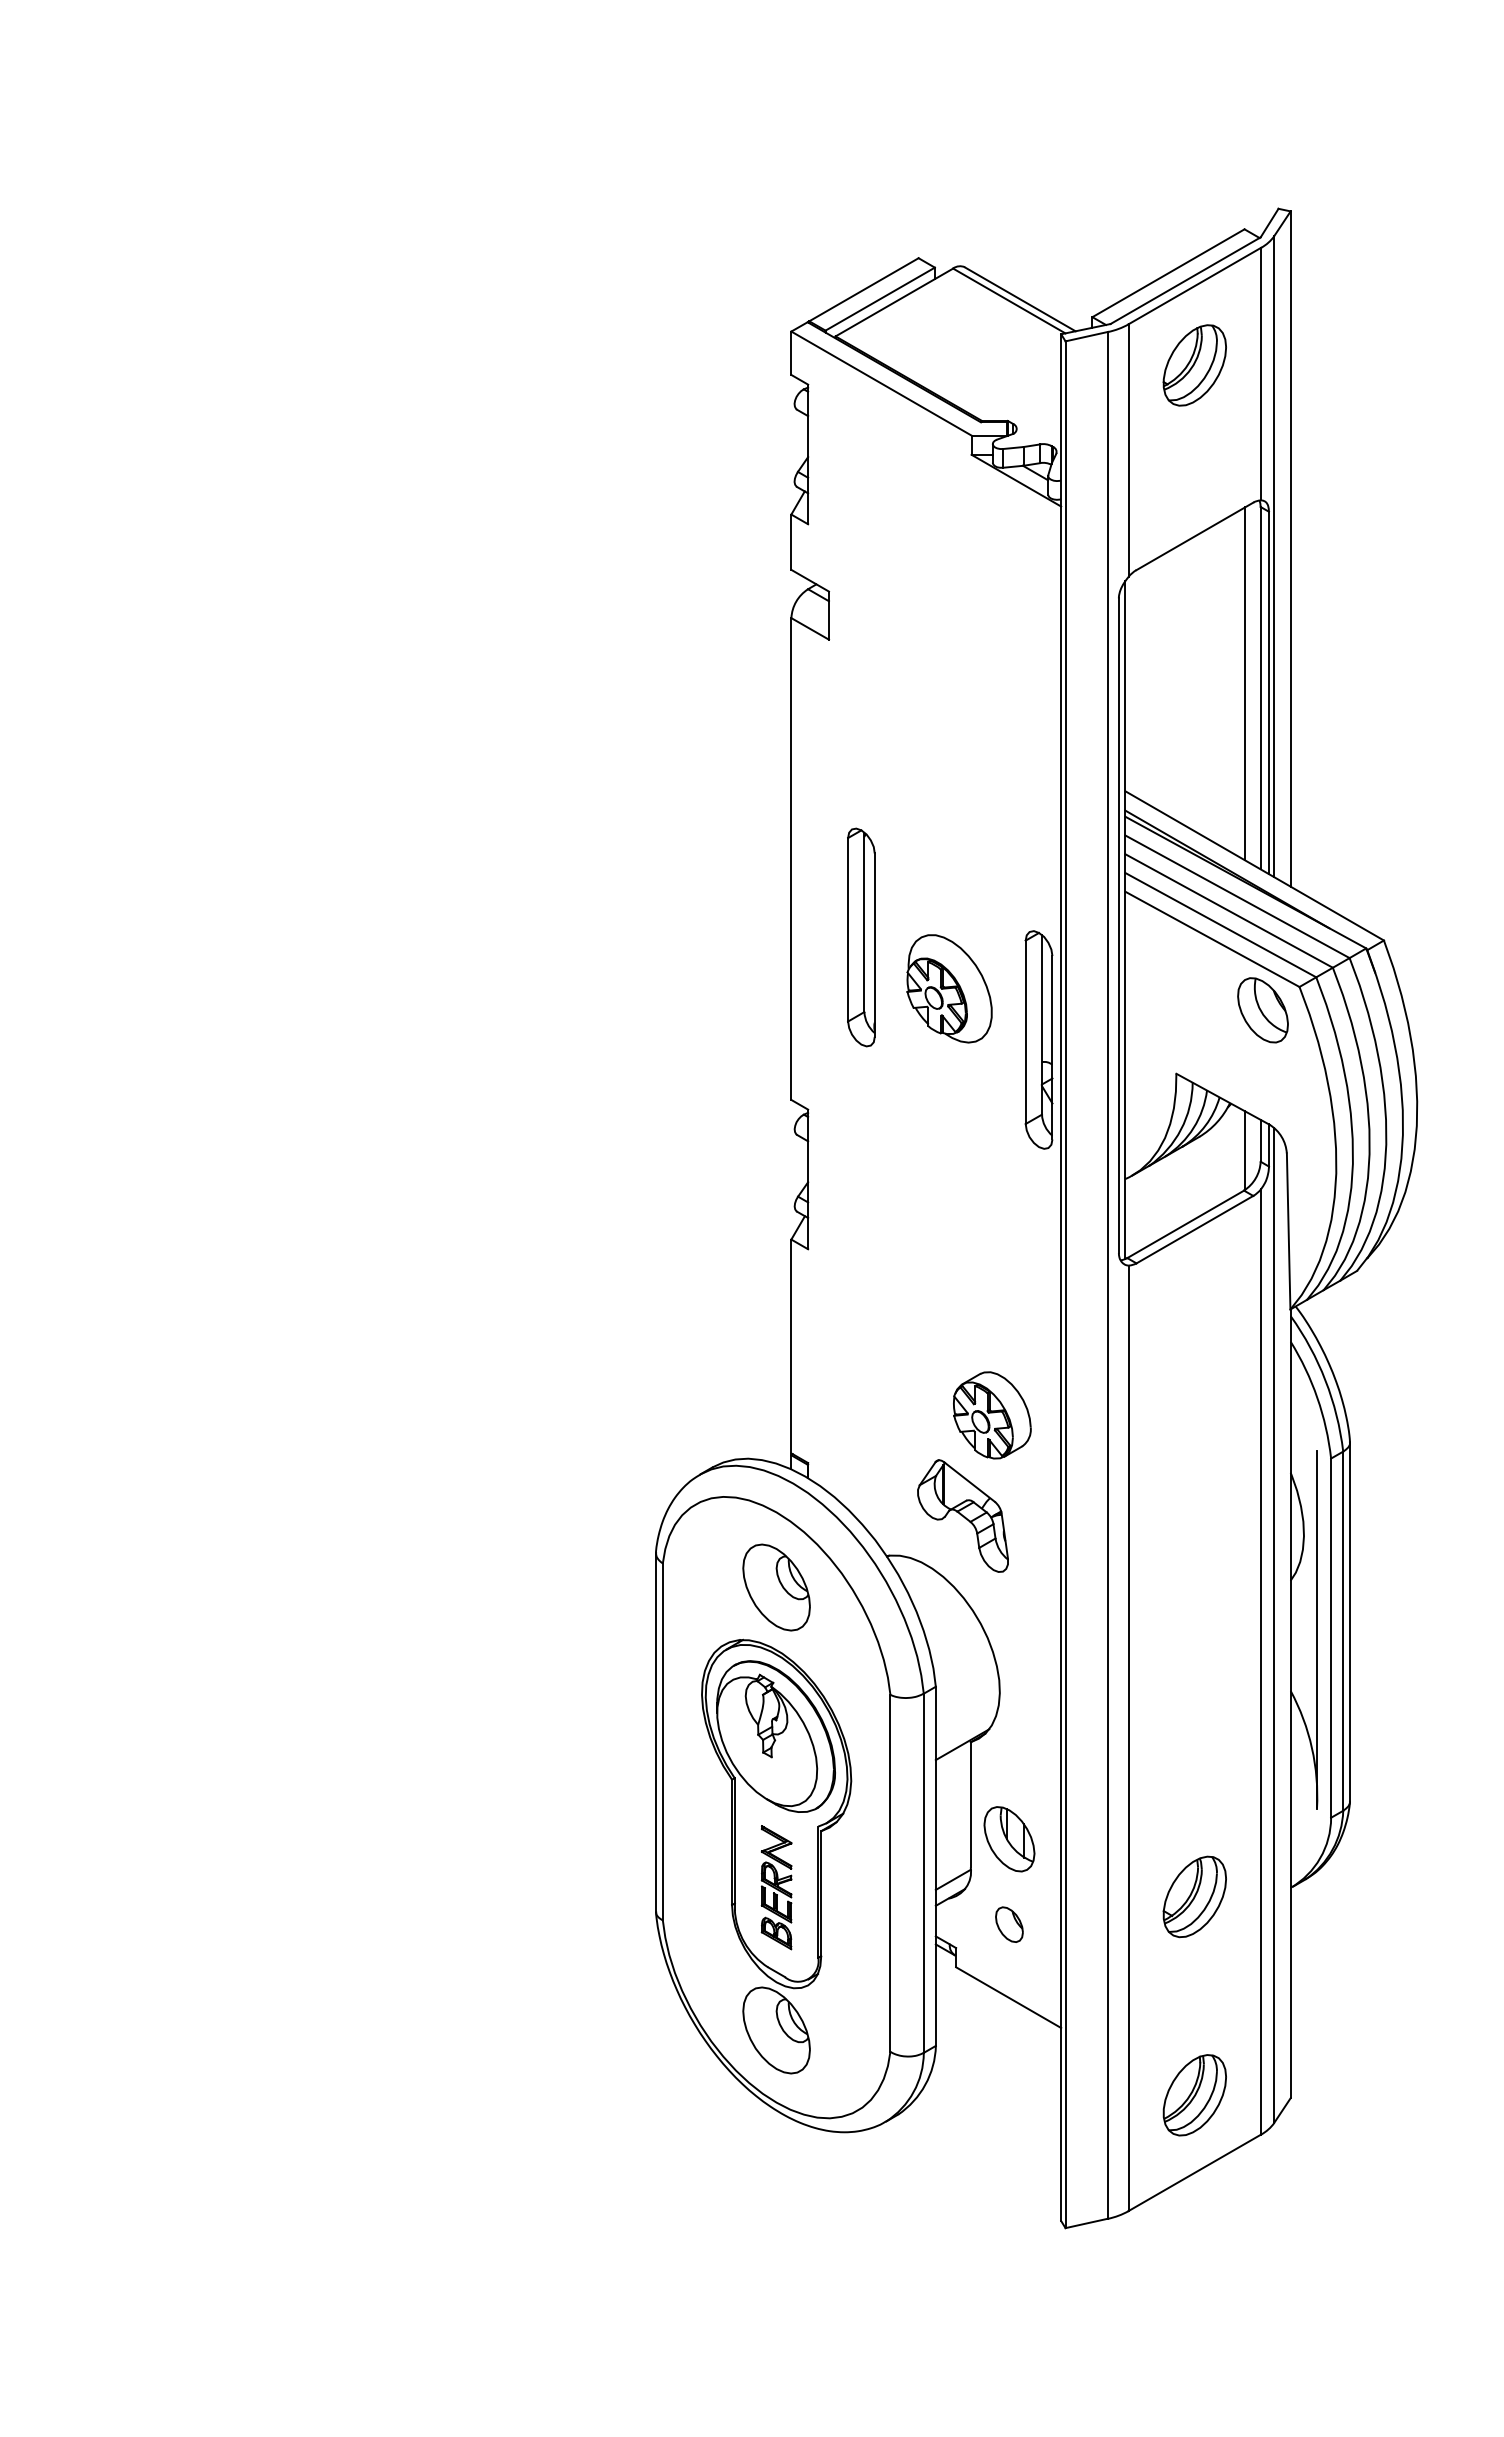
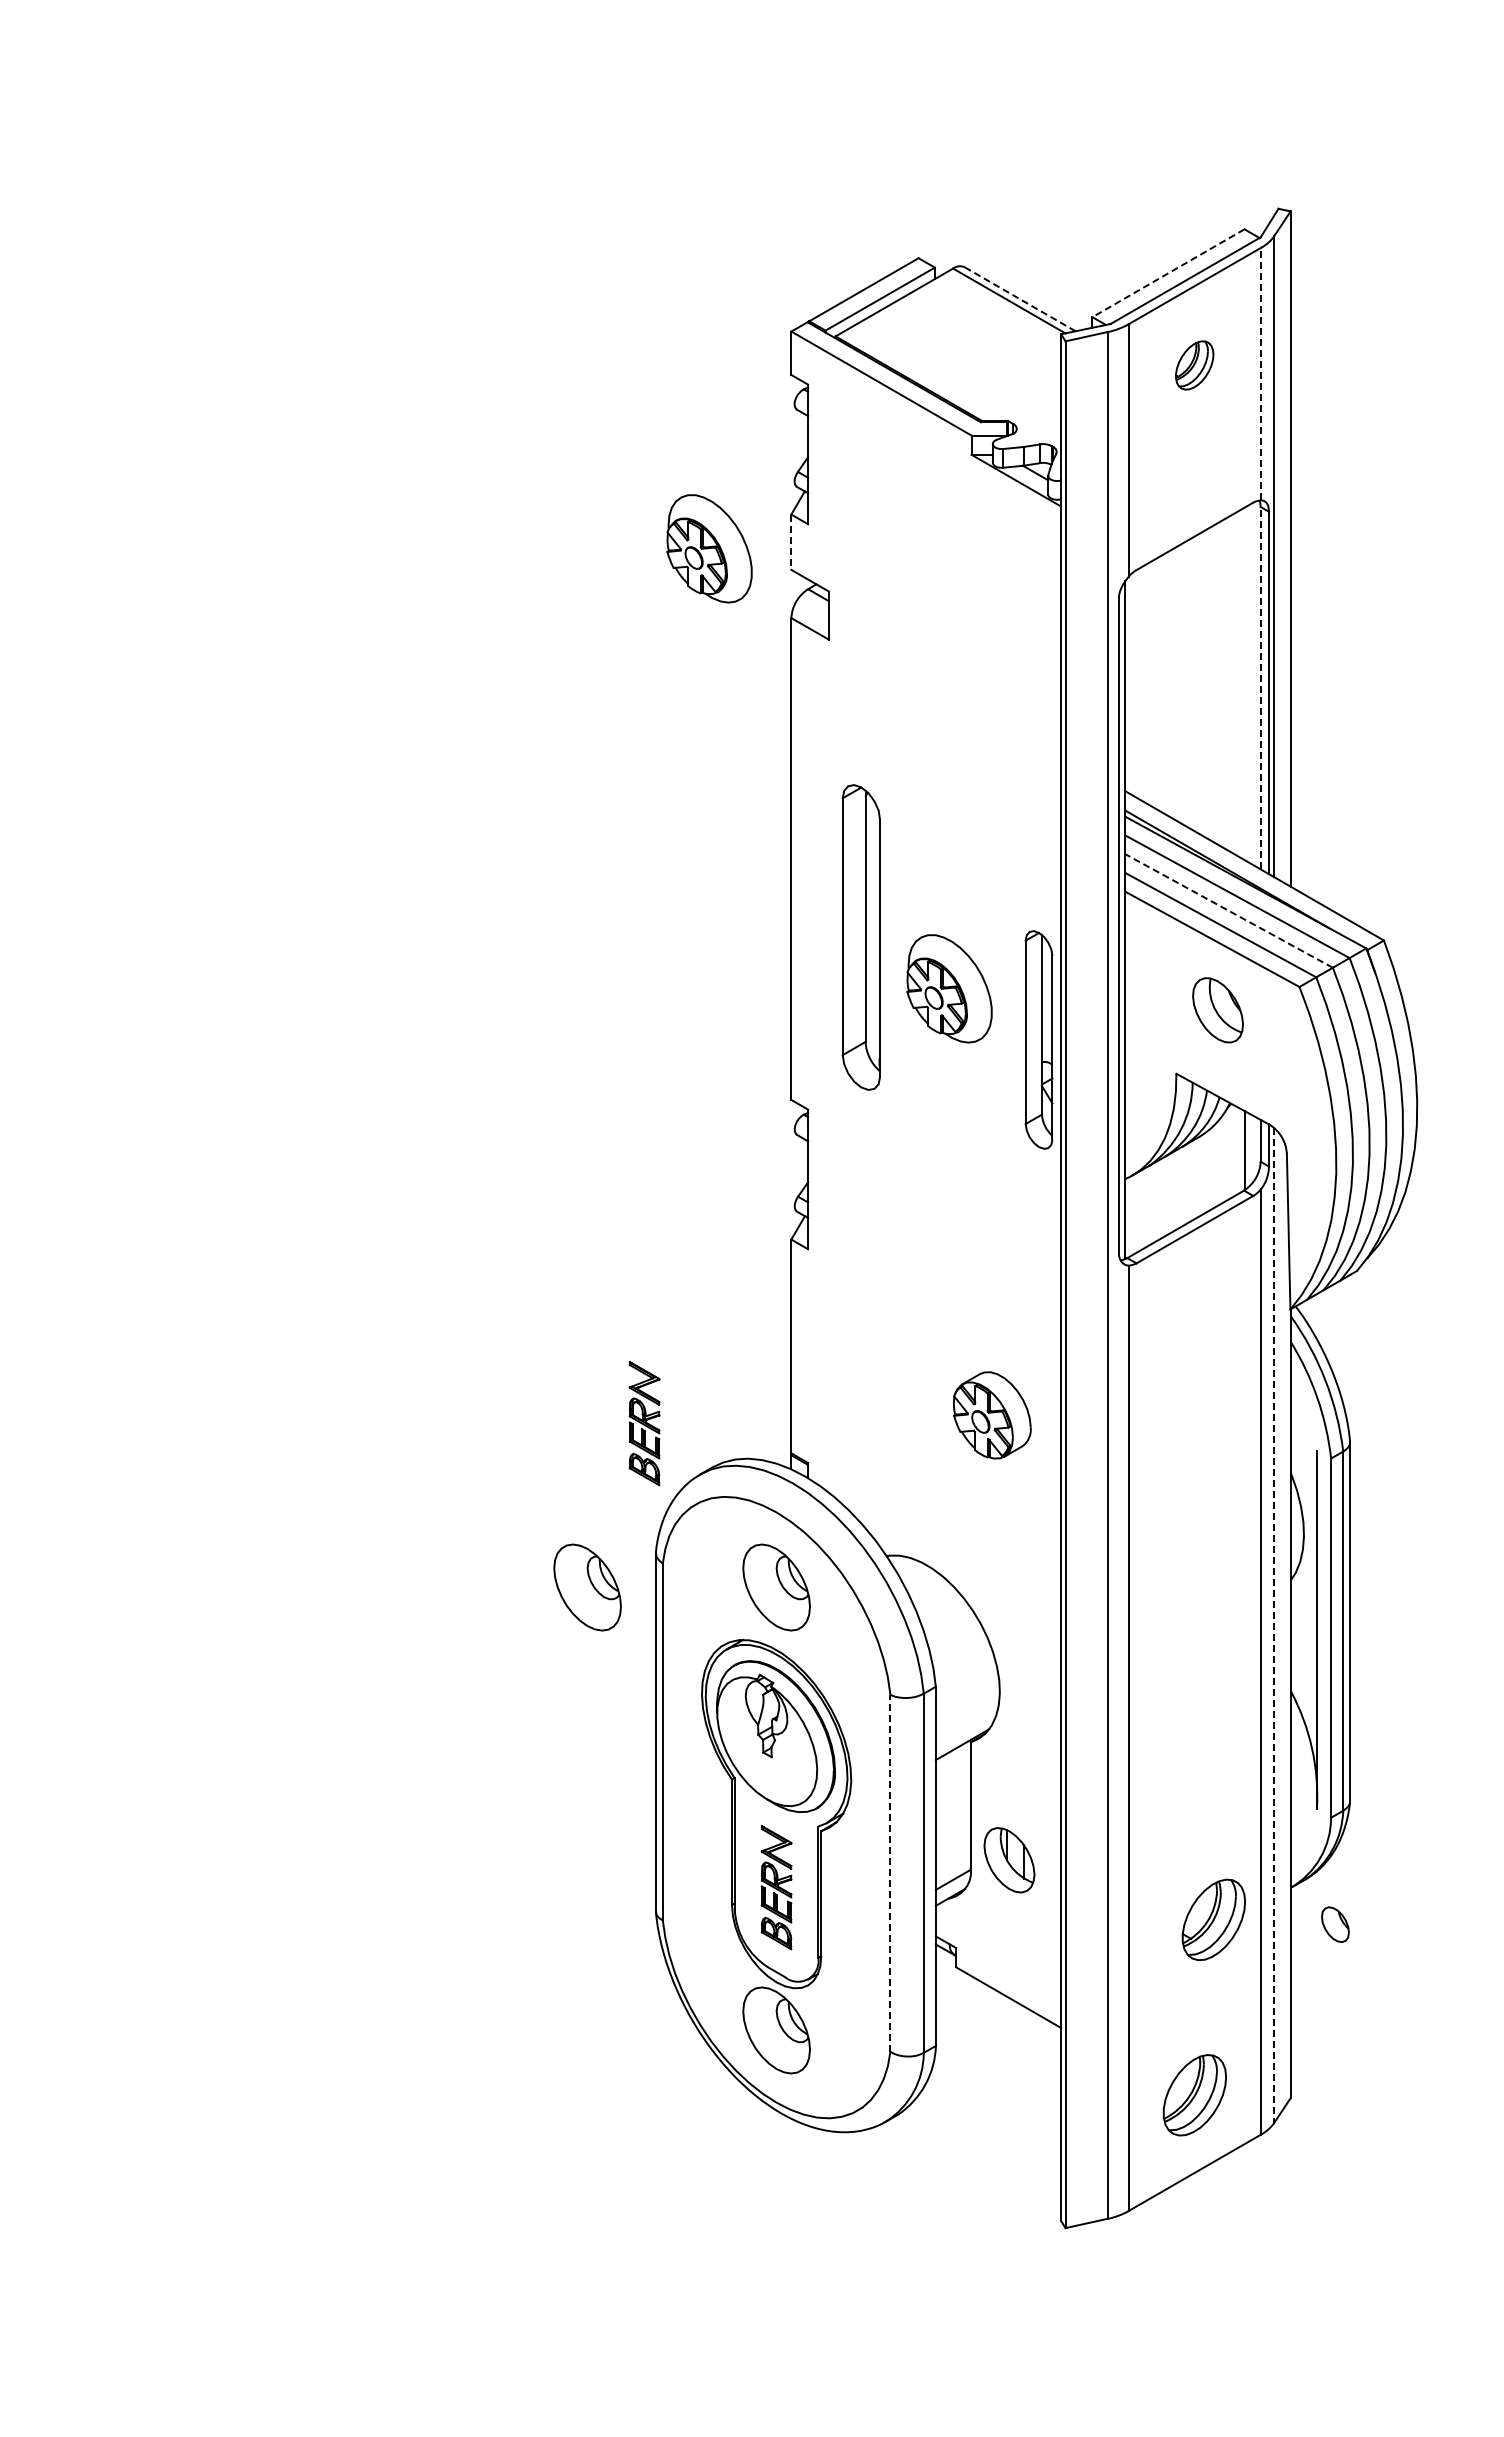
line: solid -> dashed (1168, 273)
line: solid -> dashed (1020, 299)
part size: 65x83 px -> 40x51 px (1194, 365)
line: solid -> dashed (1261, 373)
line: solid -> dashed (791, 542)
part: none -> present (709, 548)
line: present -> none (1245, 683)
line: solid -> dashed (1260, 687)
line: solid -> dashed (1228, 910)
part size: 29x221 px -> 40x307 px (860, 937)
part position: (1262, 1010) -> (1217, 1010) (1217, 1010)
part: none -> present (644, 1423)
part: present -> none (962, 1515)
part: none -> present (587, 1587)
line: solid -> dashed (1274, 1625)
part position: (1009, 1839) -> (1009, 1860) (1009, 1860)
line: solid -> dashed (890, 1872)
part position: (1194, 1896) -> (1213, 1919) (1213, 1919)
part position: (1009, 1924) -> (1335, 1924) (1335, 1924)
